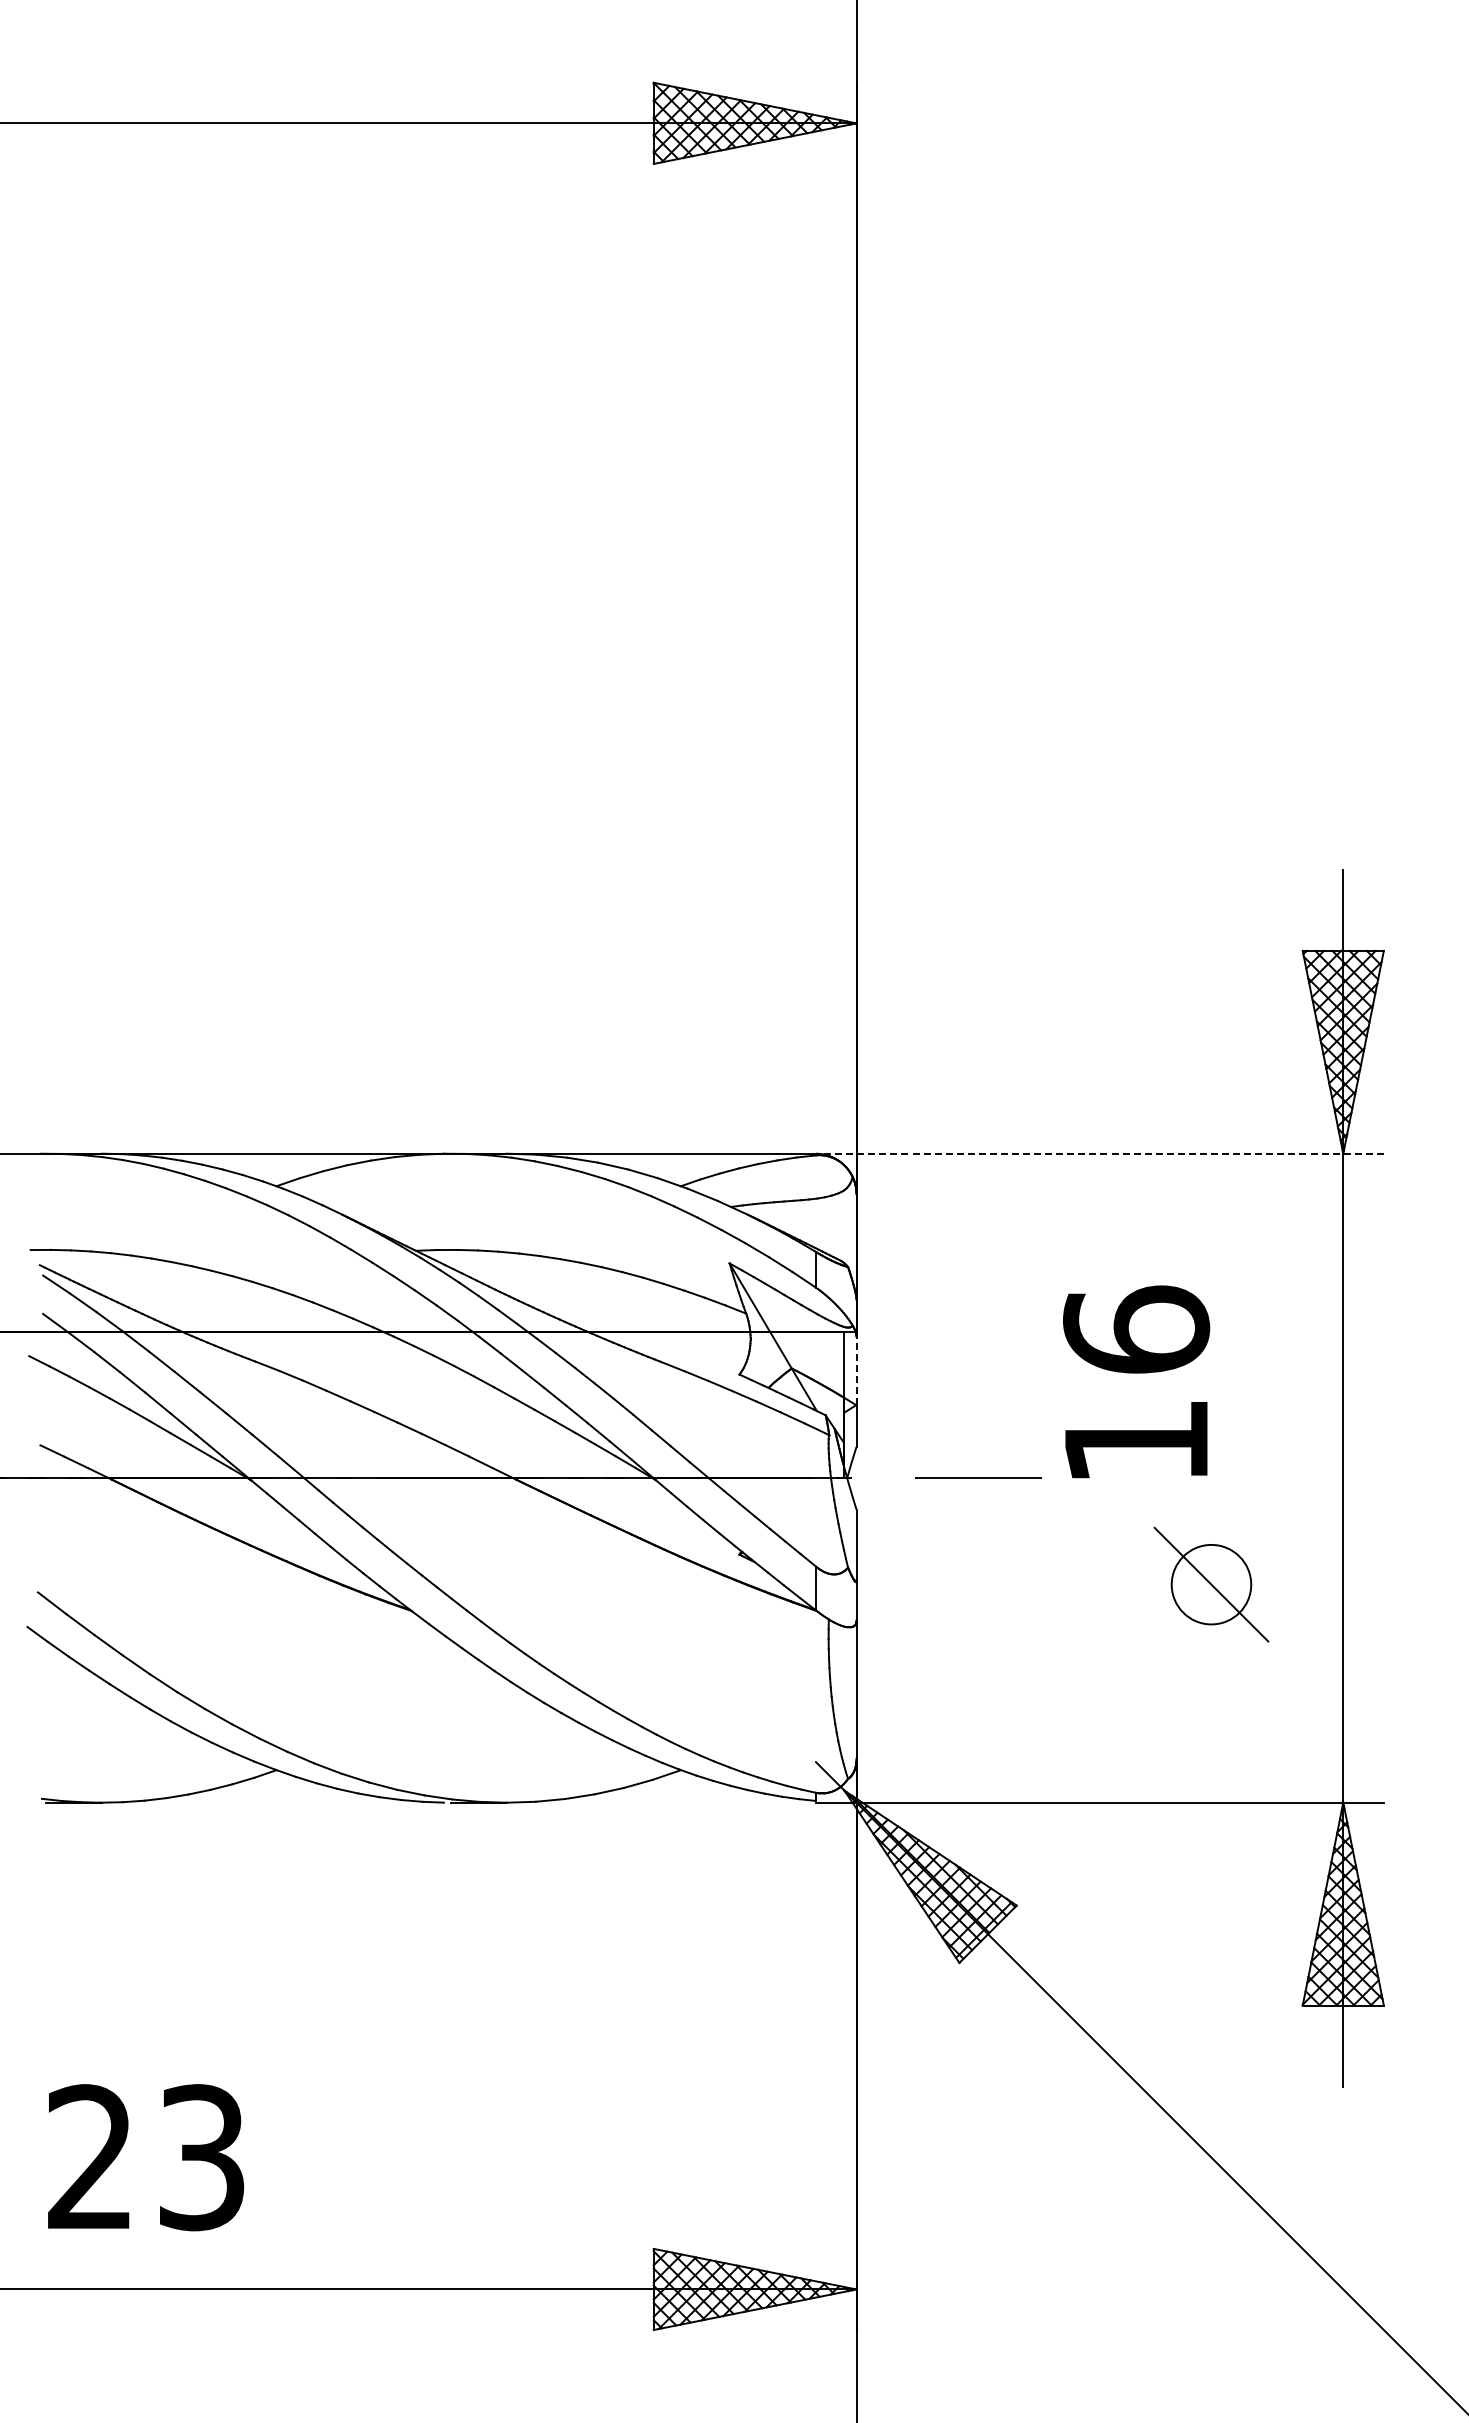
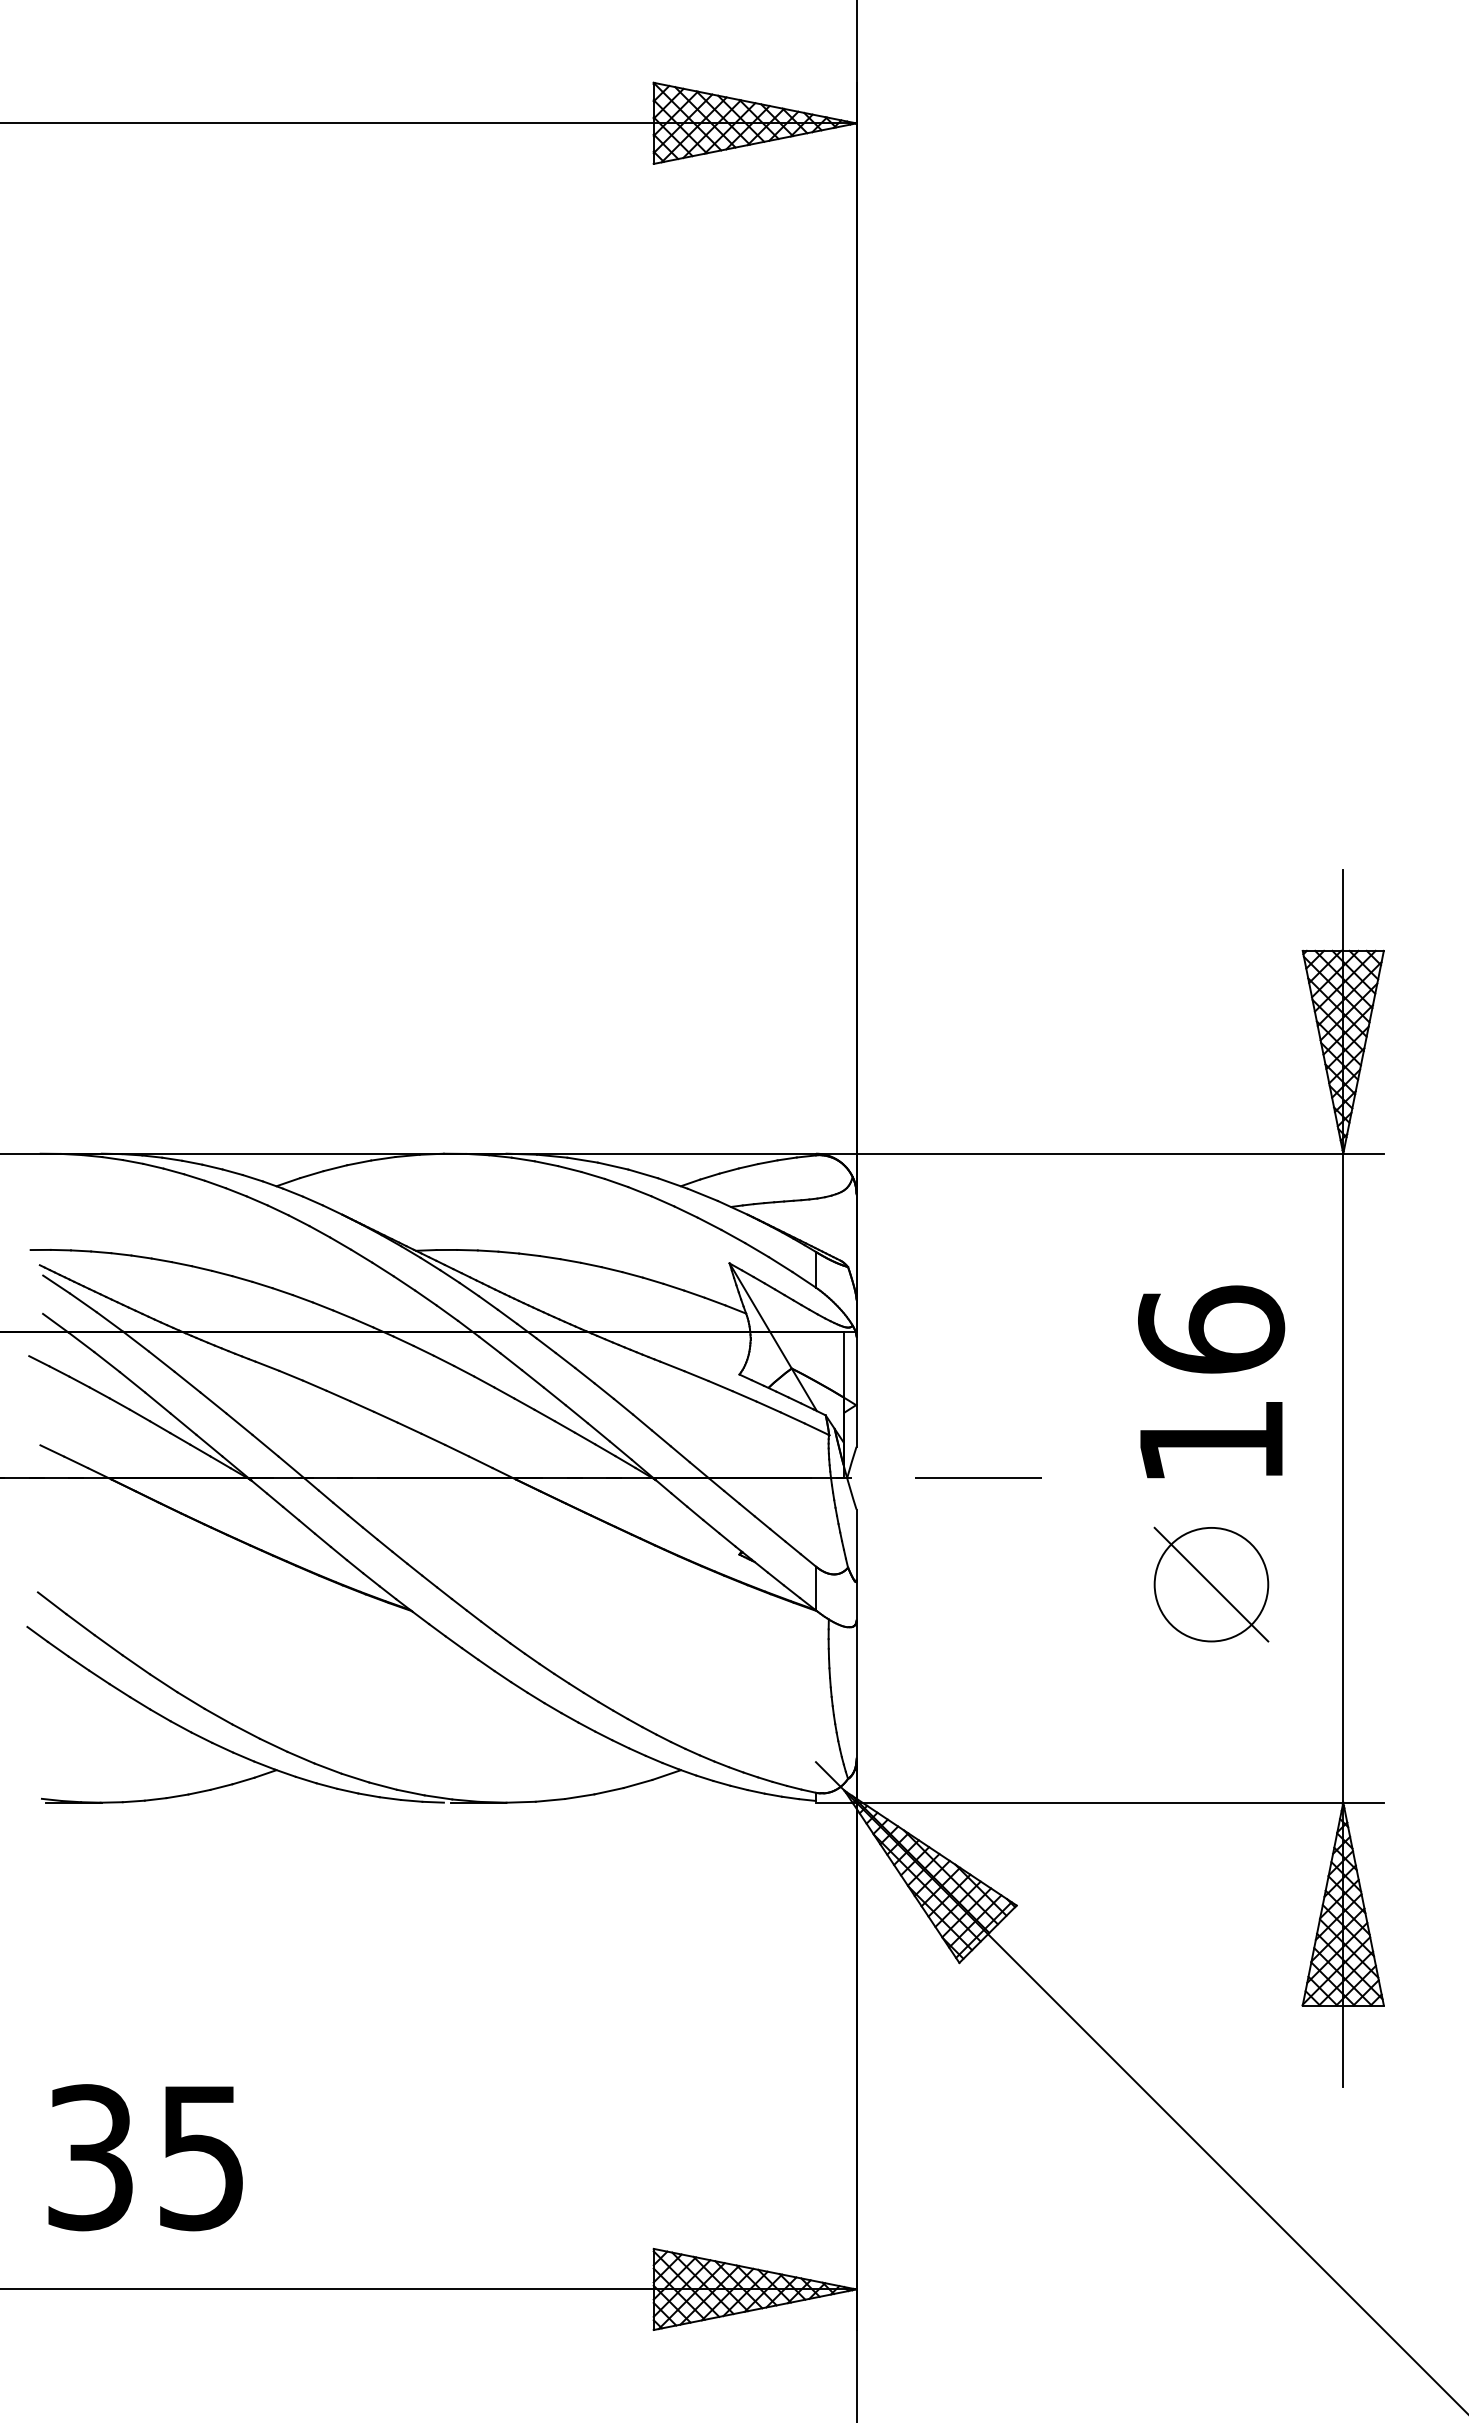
line: dashed -> solid (1099, 1153)
line: dashed -> solid (856, 1370)
text position: (1136, 1381) -> (1211, 1381) (1211, 1381)
circle diameter: 80 px -> 114 px (1211, 1584)
text: 23 -> 35 (146, 2157)
